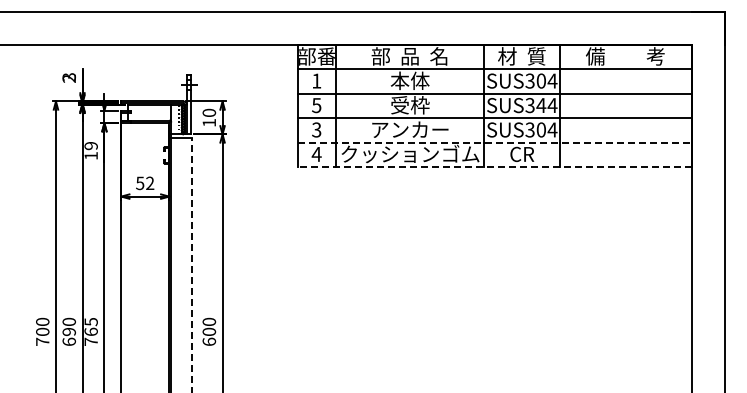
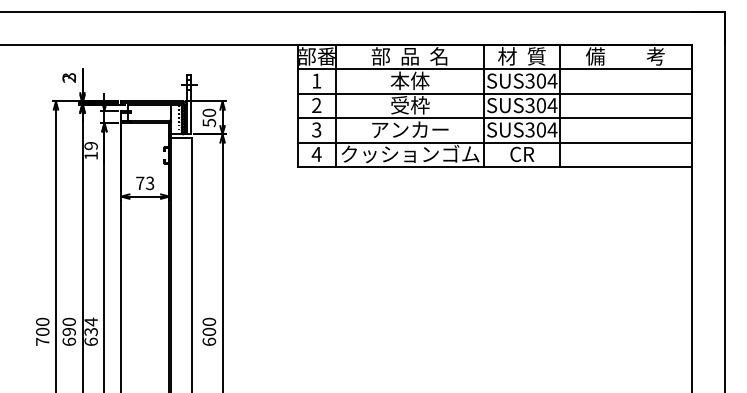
text: 5 -> 2 (316, 105)
text: SUS344 -> SUS304 (541, 105)
text: 10 -> 50 (209, 122)
line: dashed -> solid (495, 142)
line: dashed -> solid (494, 167)
text: 52 -> 73 (145, 183)
line: dashed -> solid (192, 264)
text: 765 -> 634 (90, 331)
